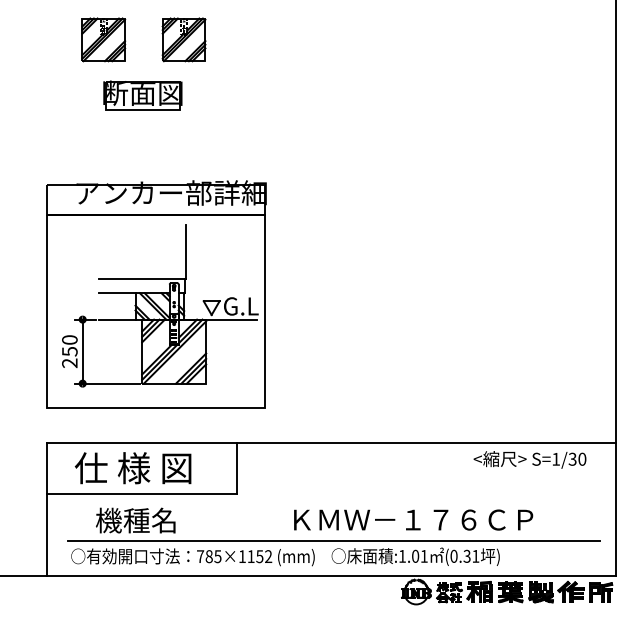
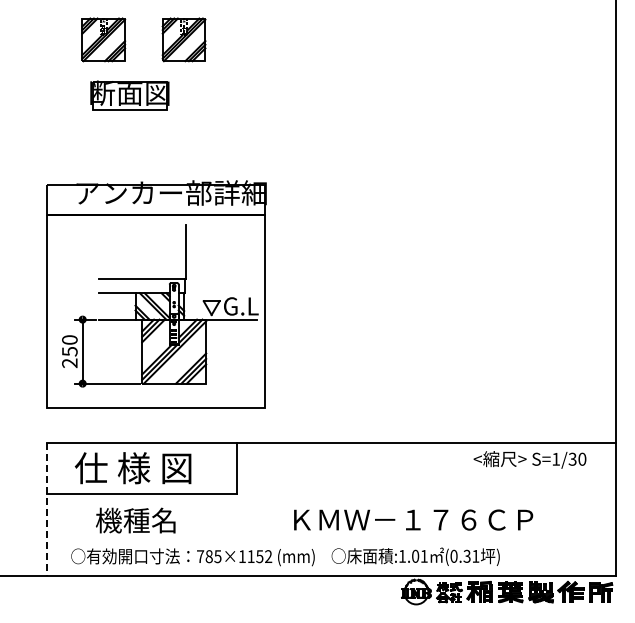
part position: (142, 95) -> (129, 95) (129, 95)
line: solid -> dashed (47, 509)
line: present -> none (333, 541)
